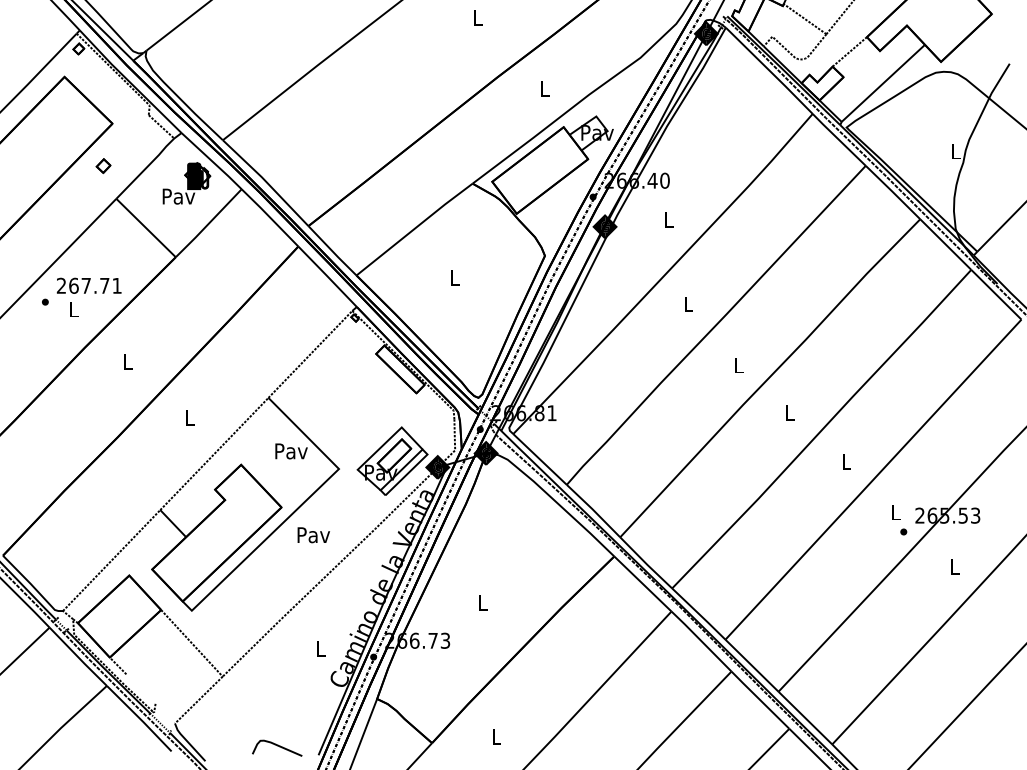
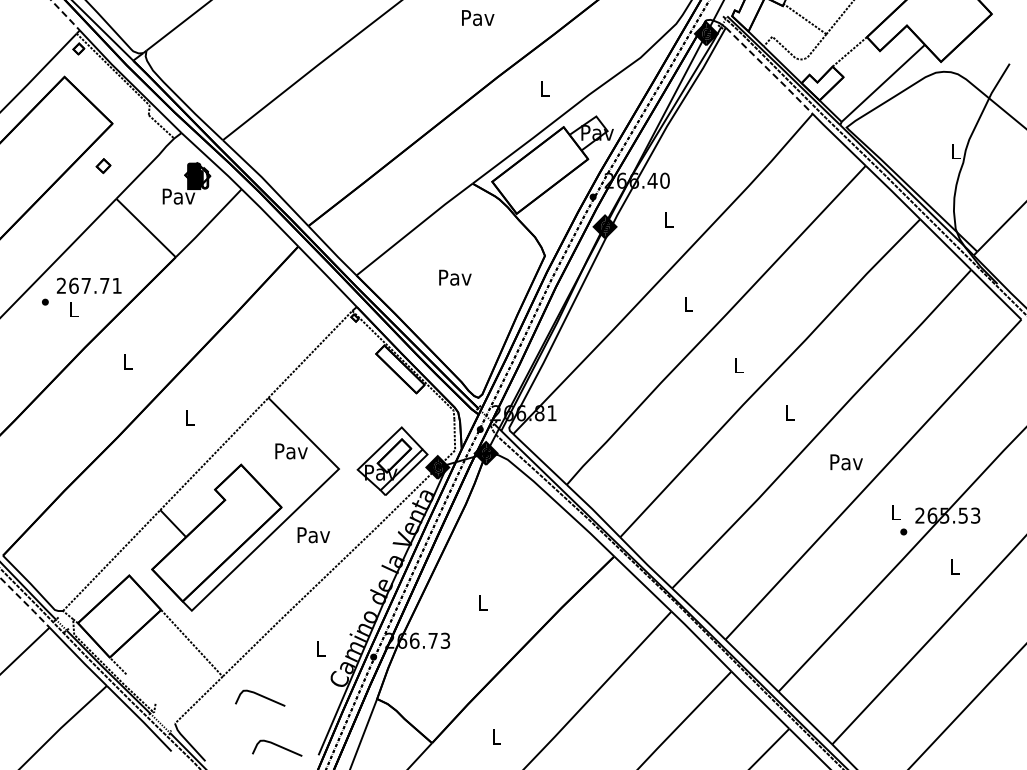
line: solid -> dashed (66, 16)
text: L -> Pav (478, 18)
line: solid -> dashed (769, 71)
text: L -> Pav (455, 277)
text: L -> Pav (846, 462)
line: solid -> dashed (25, 603)
curve: none -> present (260, 696)
